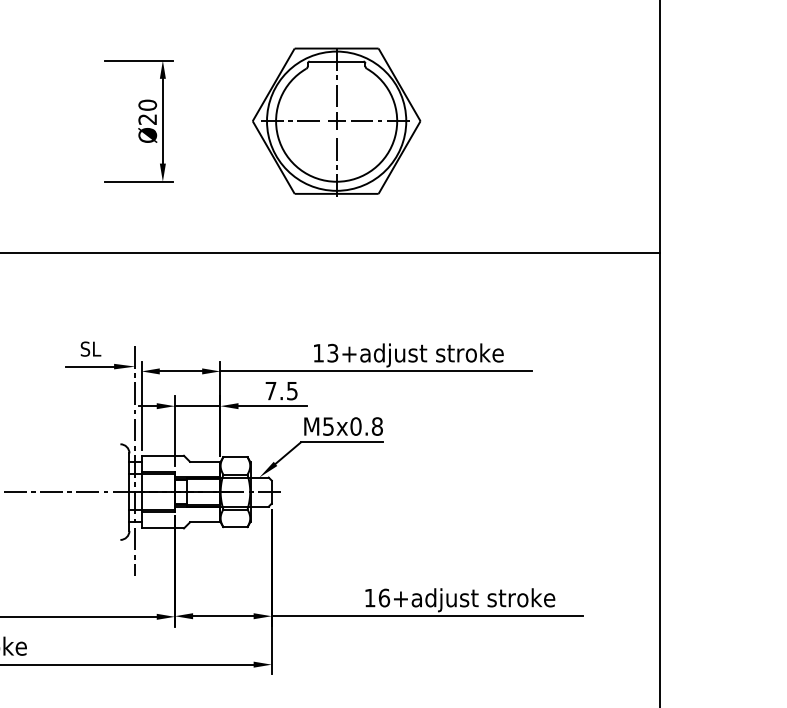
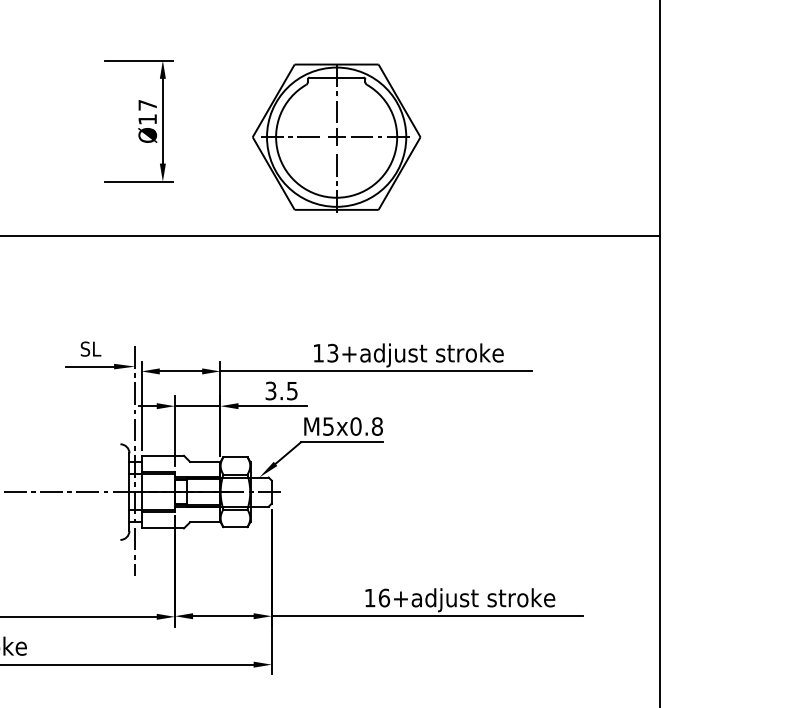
text: Ø20 -> Ø17 (147, 111)
part position: (336, 121) -> (336, 137) (336, 137)
line position: (330, 252) -> (330, 235) (330, 235)
text: 7.5 -> 3.5 (270, 390)
